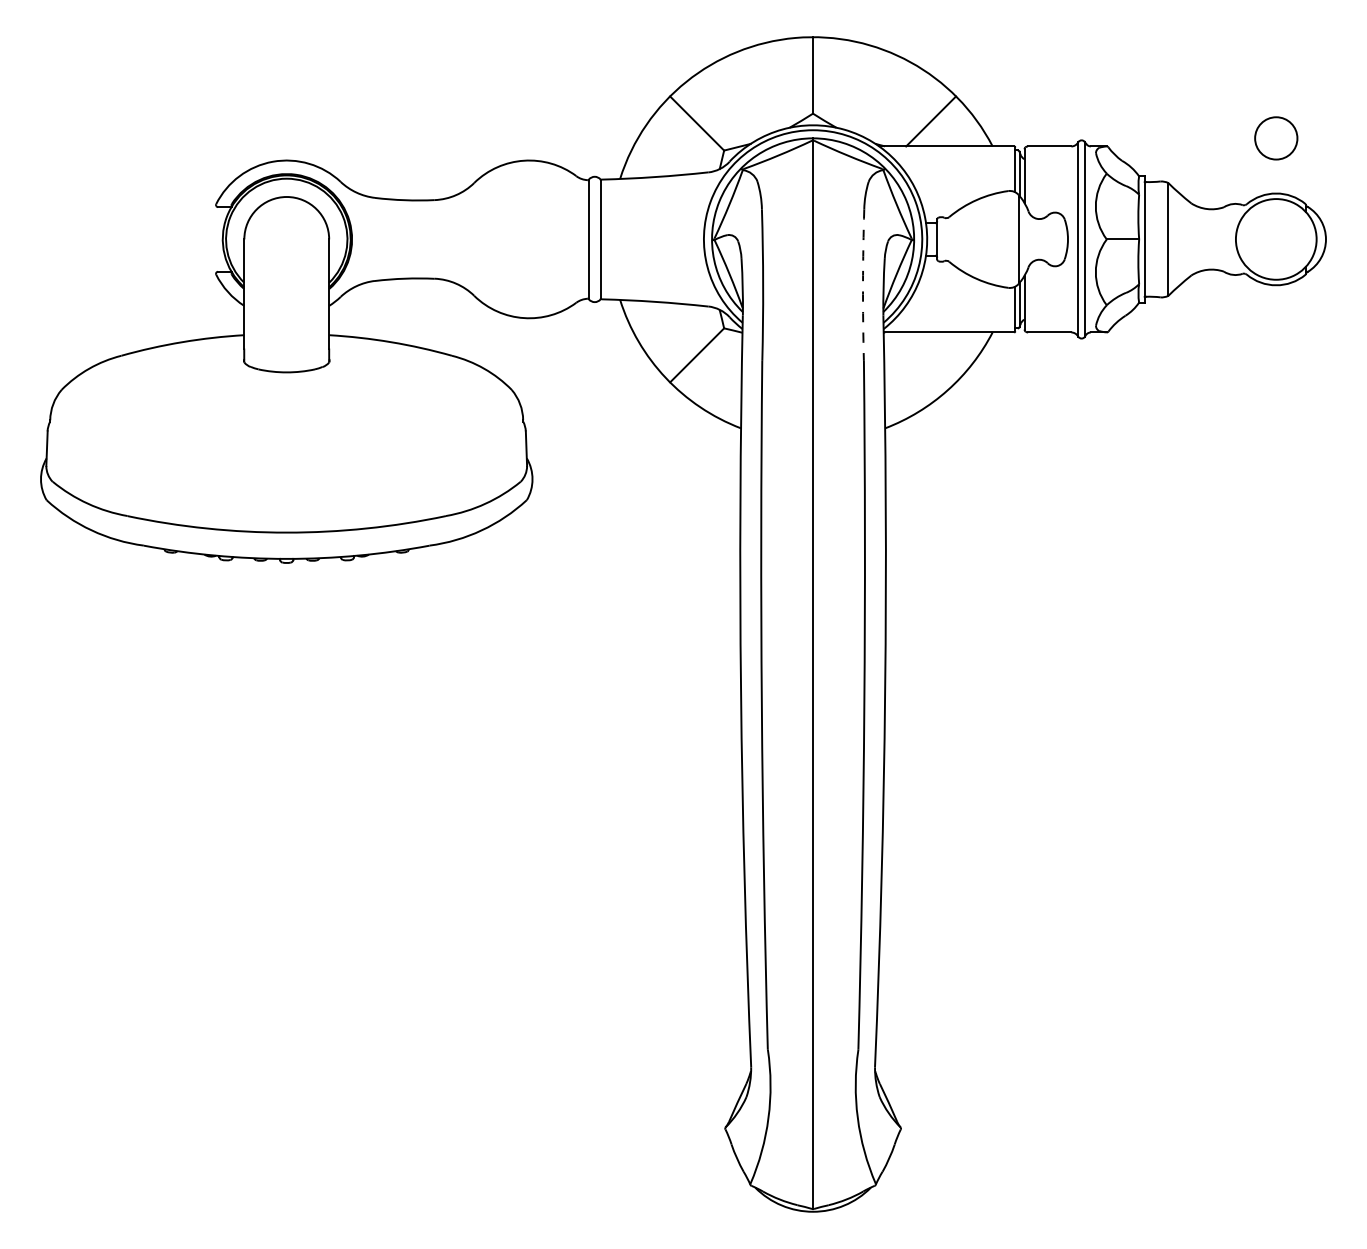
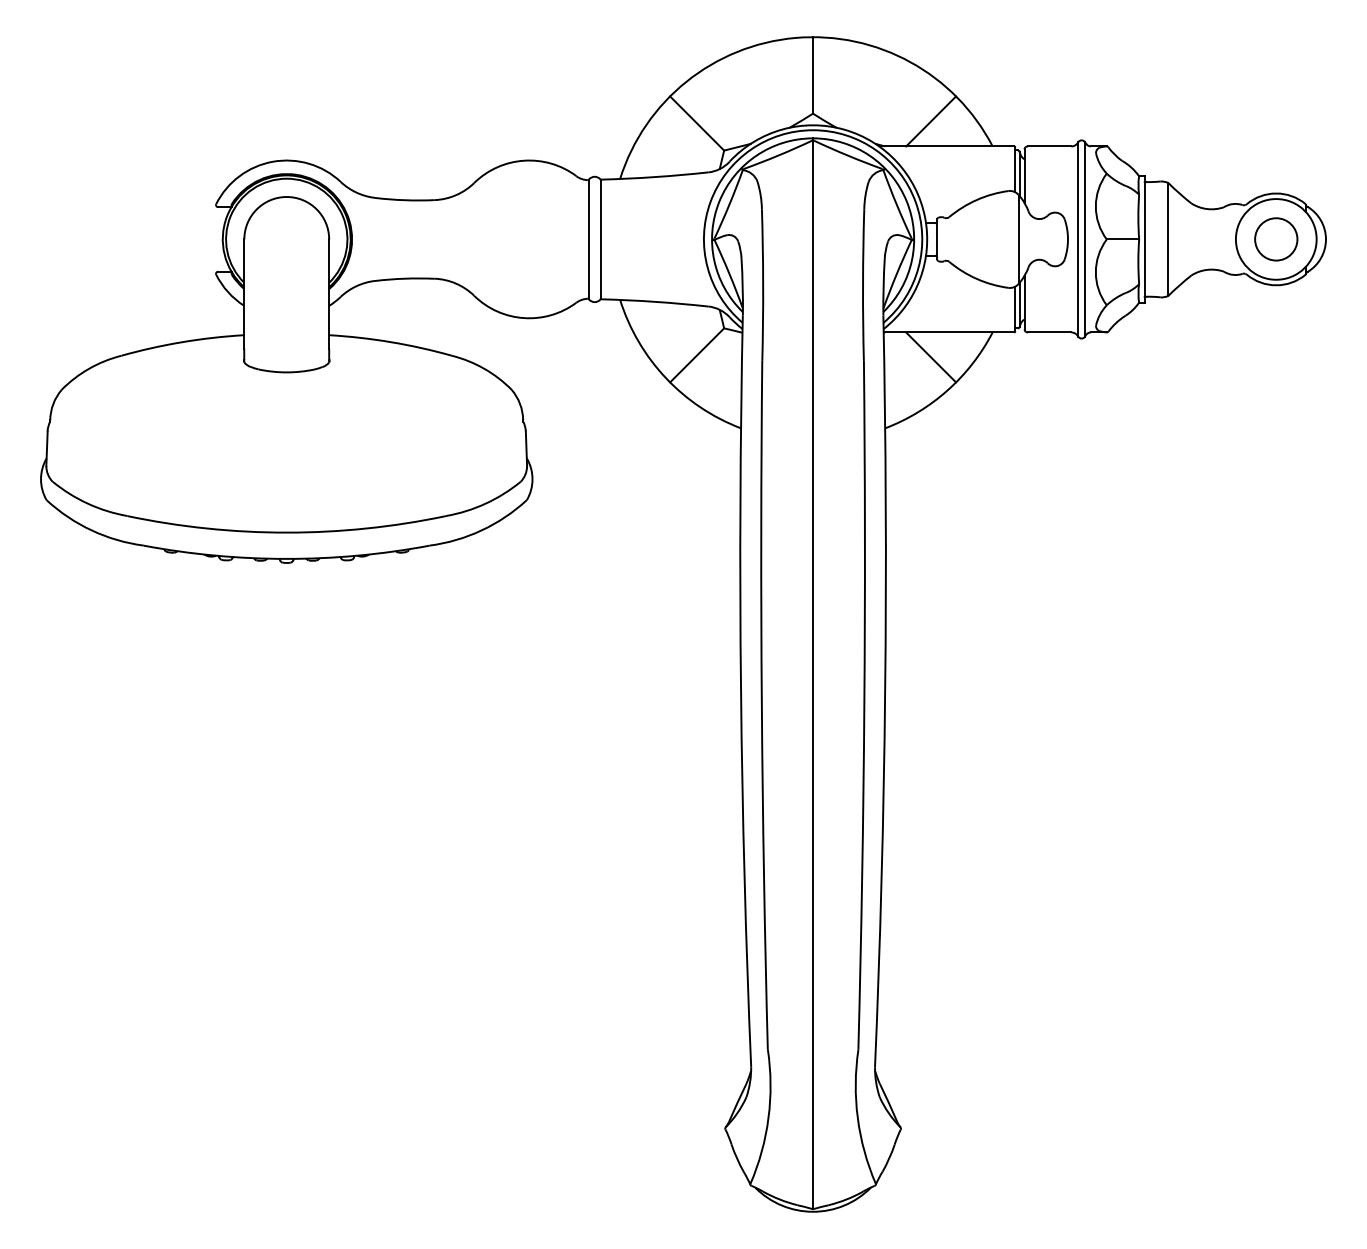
circle position: (1276, 138) -> (1276, 239) (1276, 239)
arc: dashed -> solid (863, 285)
line: none -> present (931, 357)
